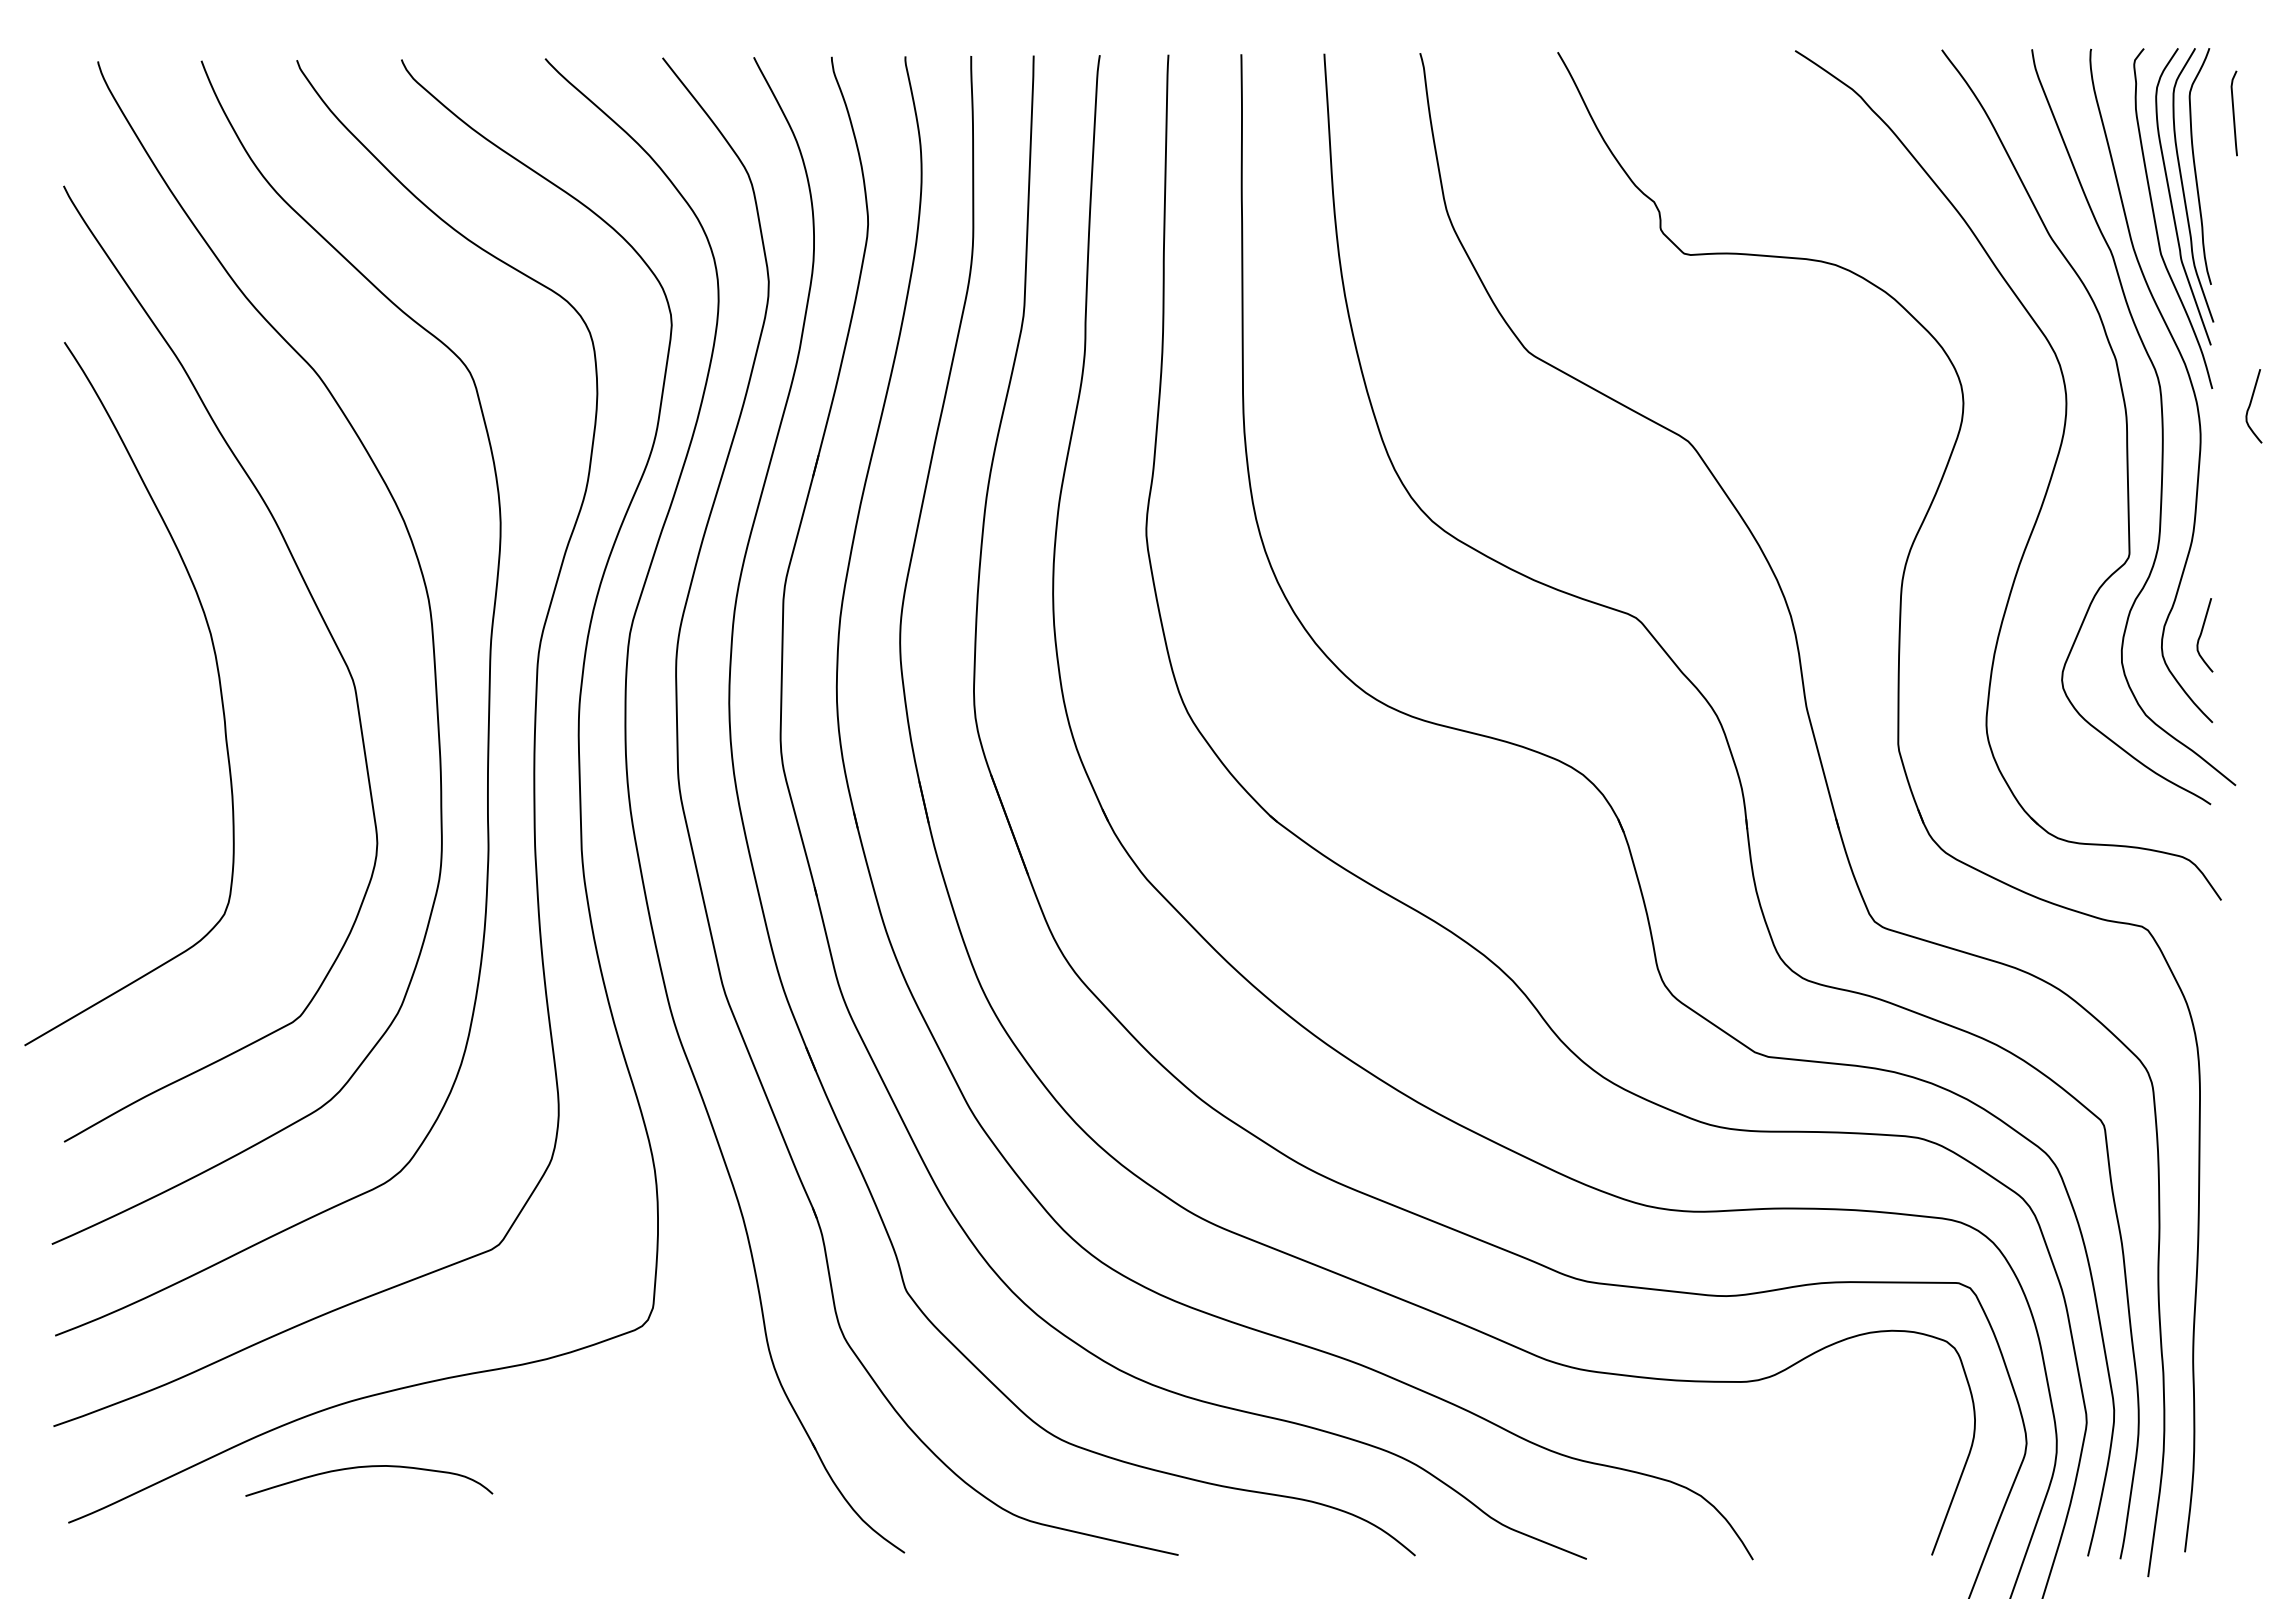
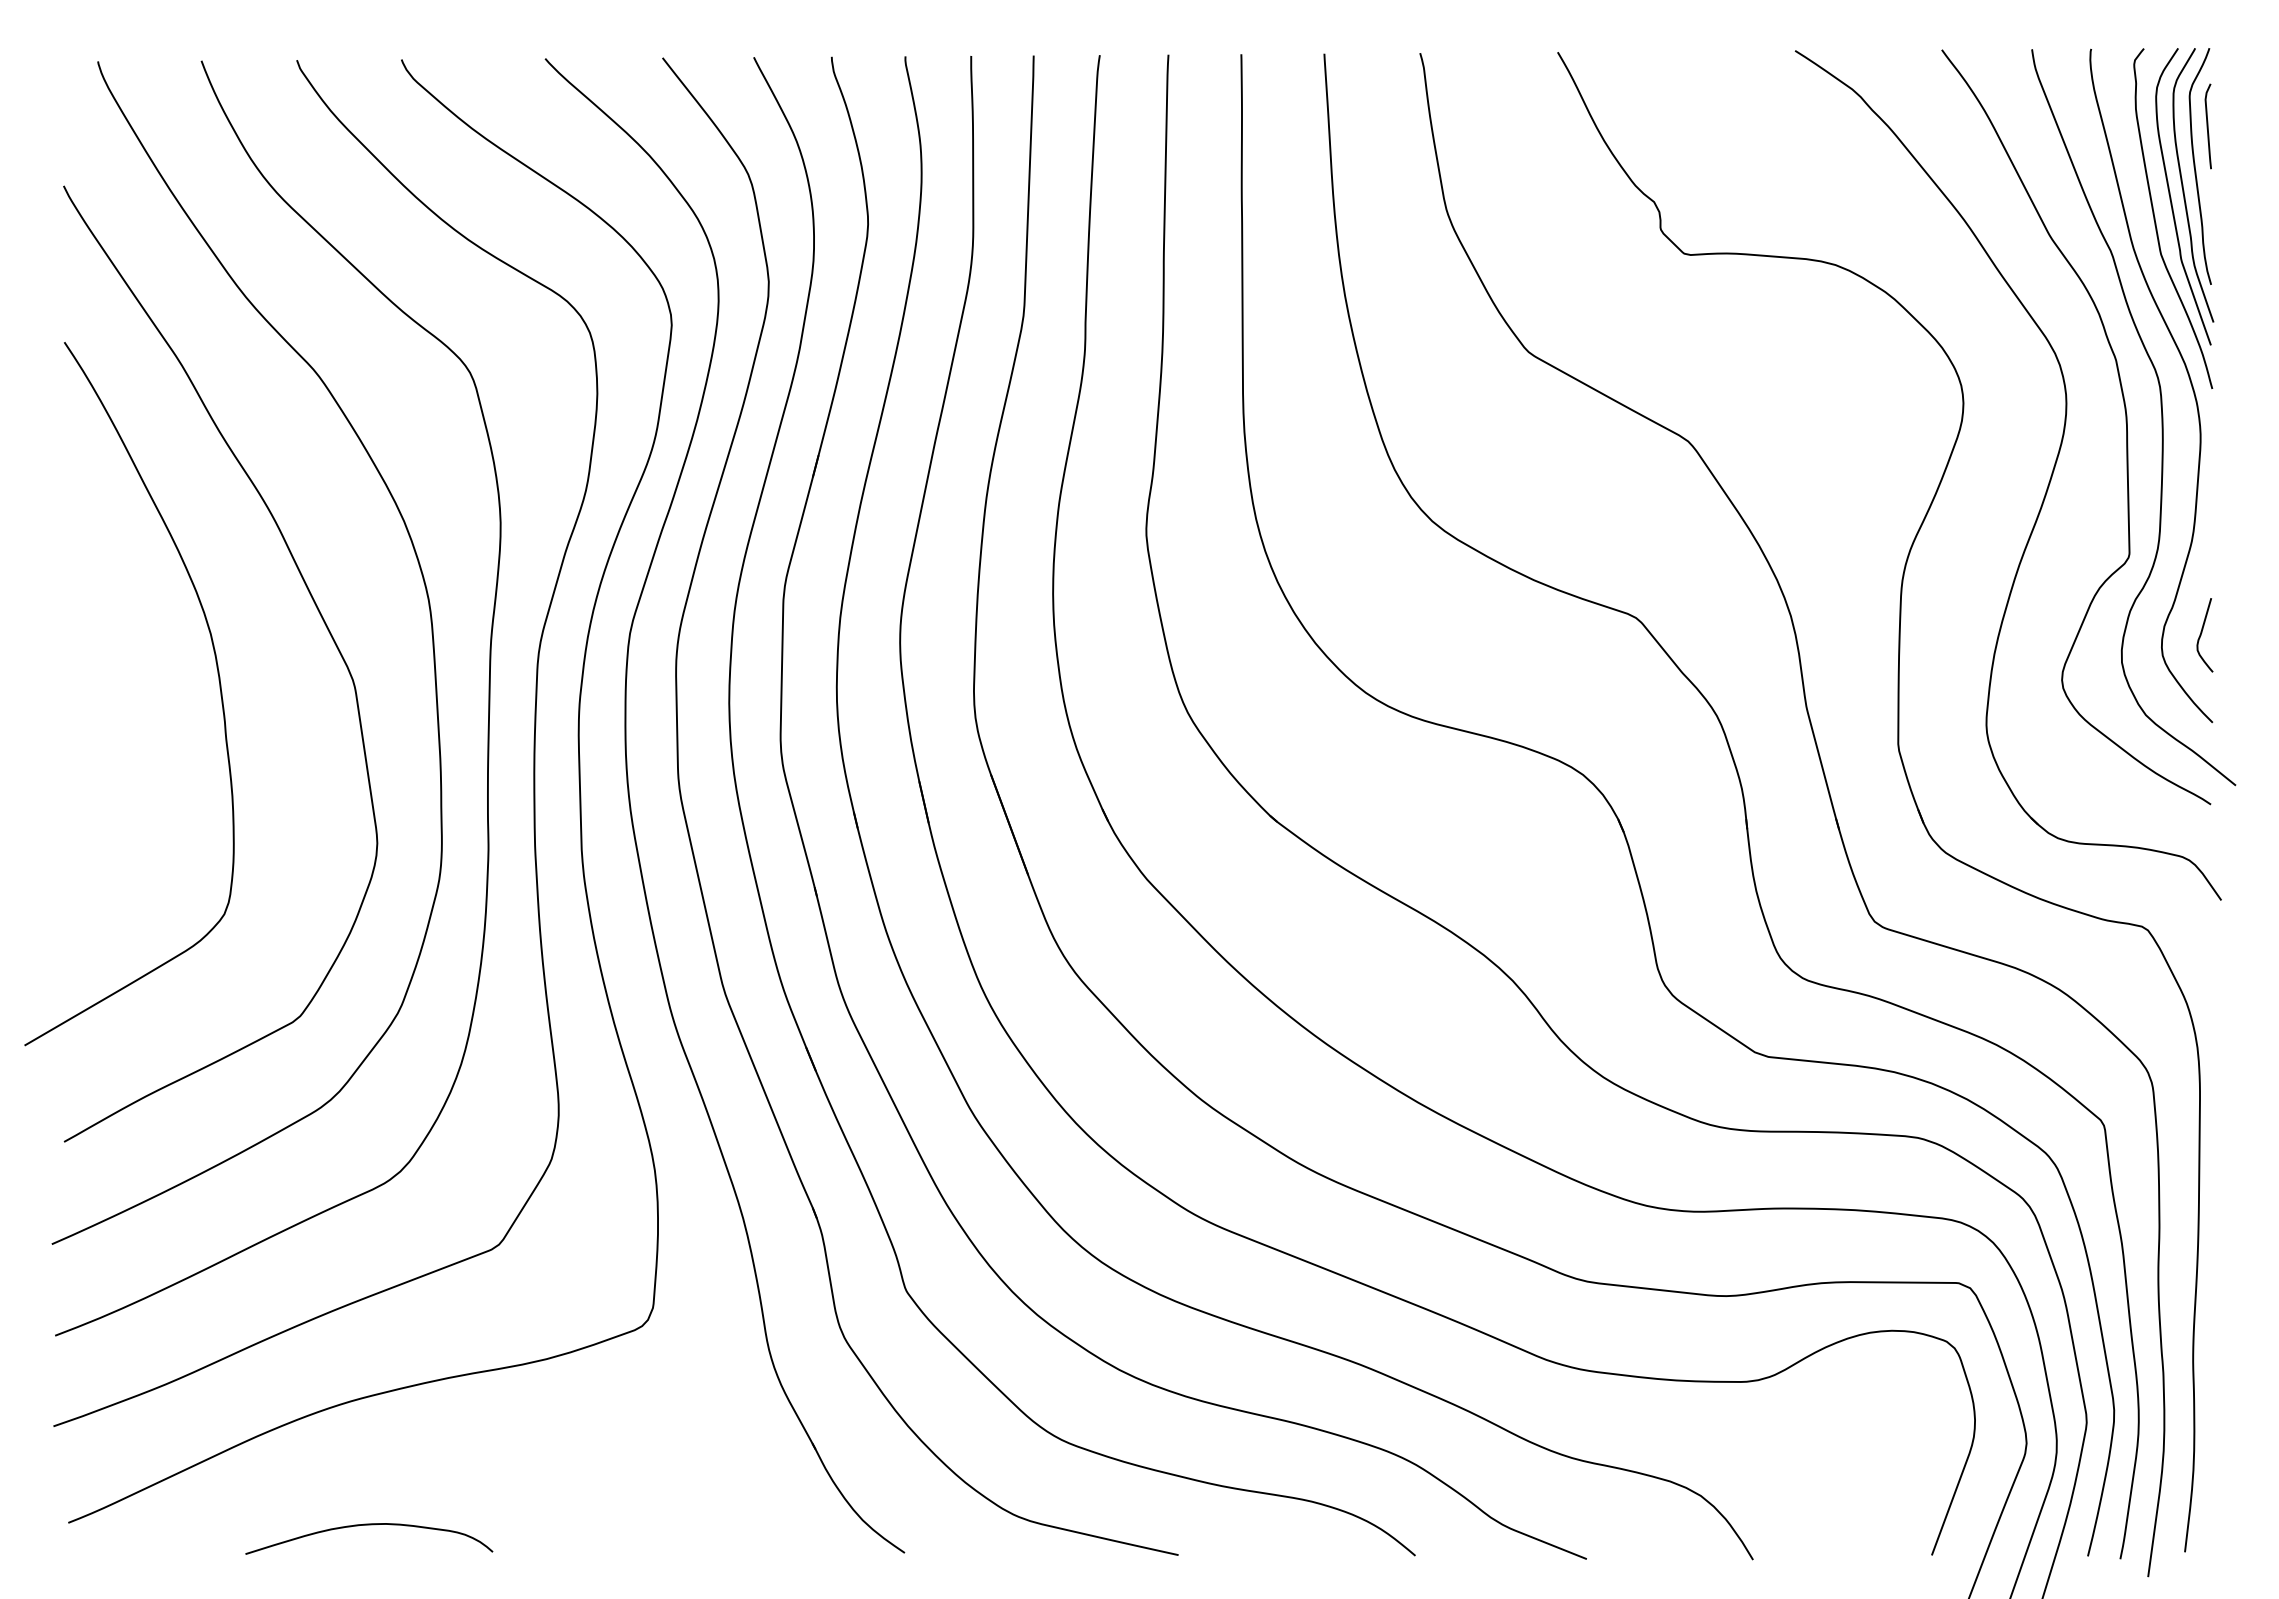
curve position: (2233, 113) -> (2207, 126) (2207, 126)
curve: present -> none (2250, 406)
curve position: (369, 1467) -> (369, 1525) (369, 1525)
